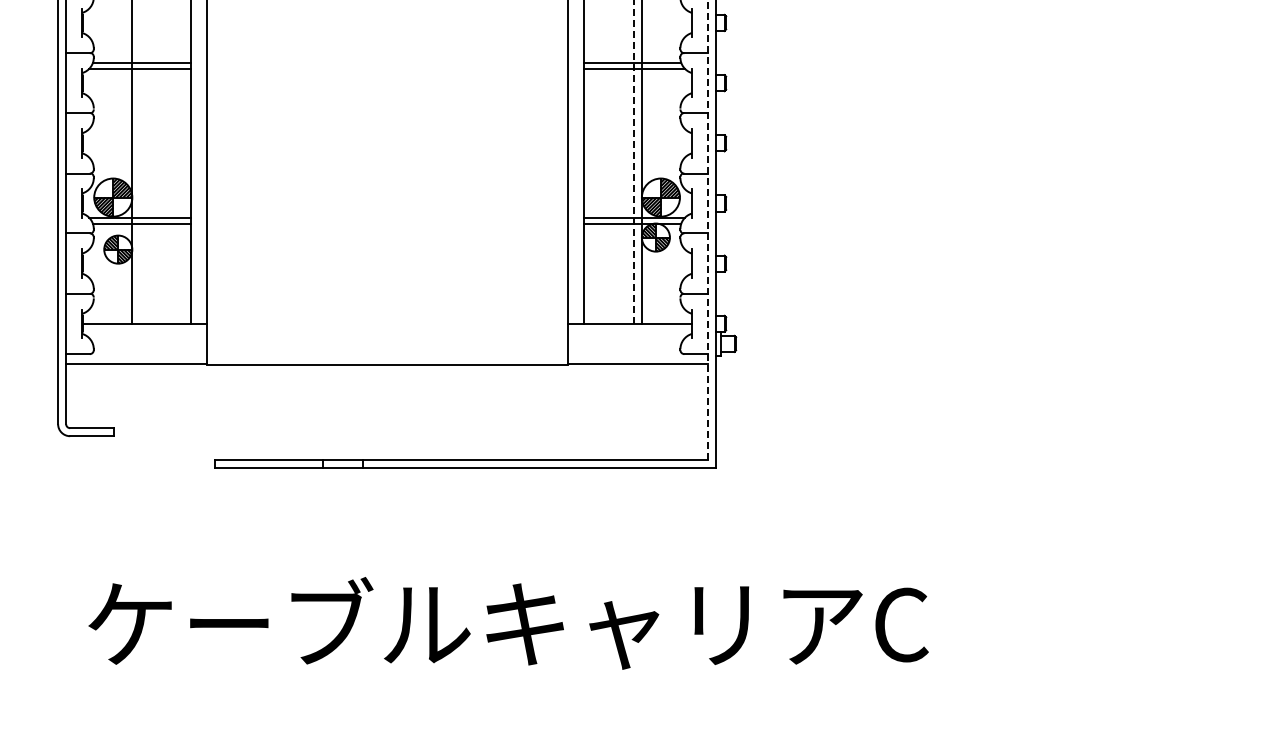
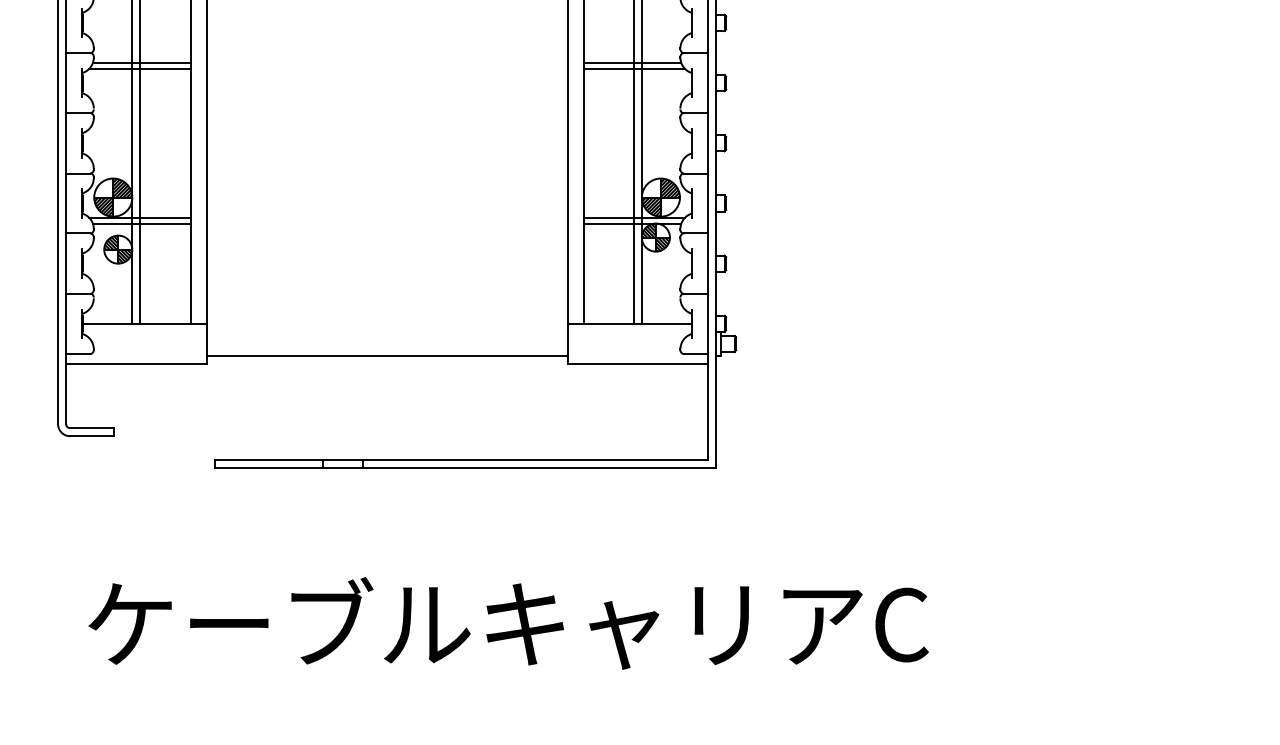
line: none -> present (140, 162)
line: dashed -> solid (633, 162)
line: dashed -> solid (708, 230)
line position: (386, 364) -> (386, 355) (386, 355)
